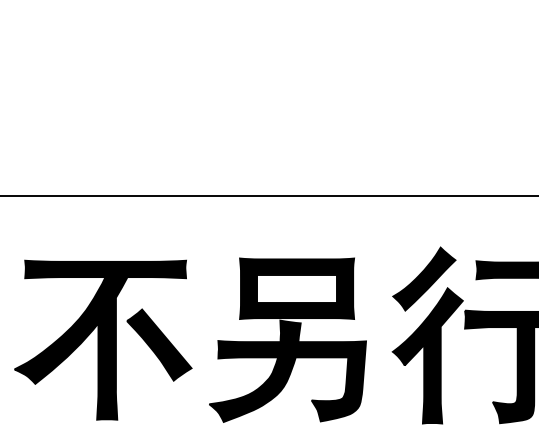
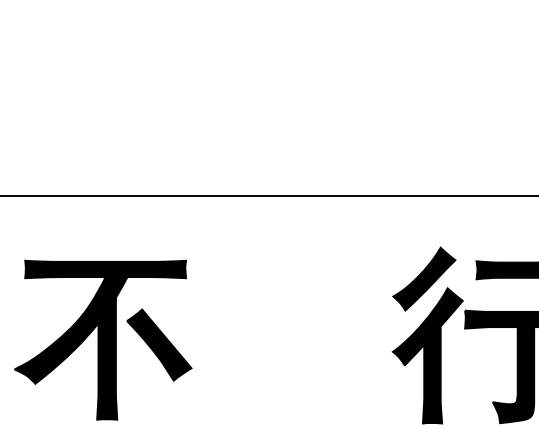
part: present -> none (287, 339)
